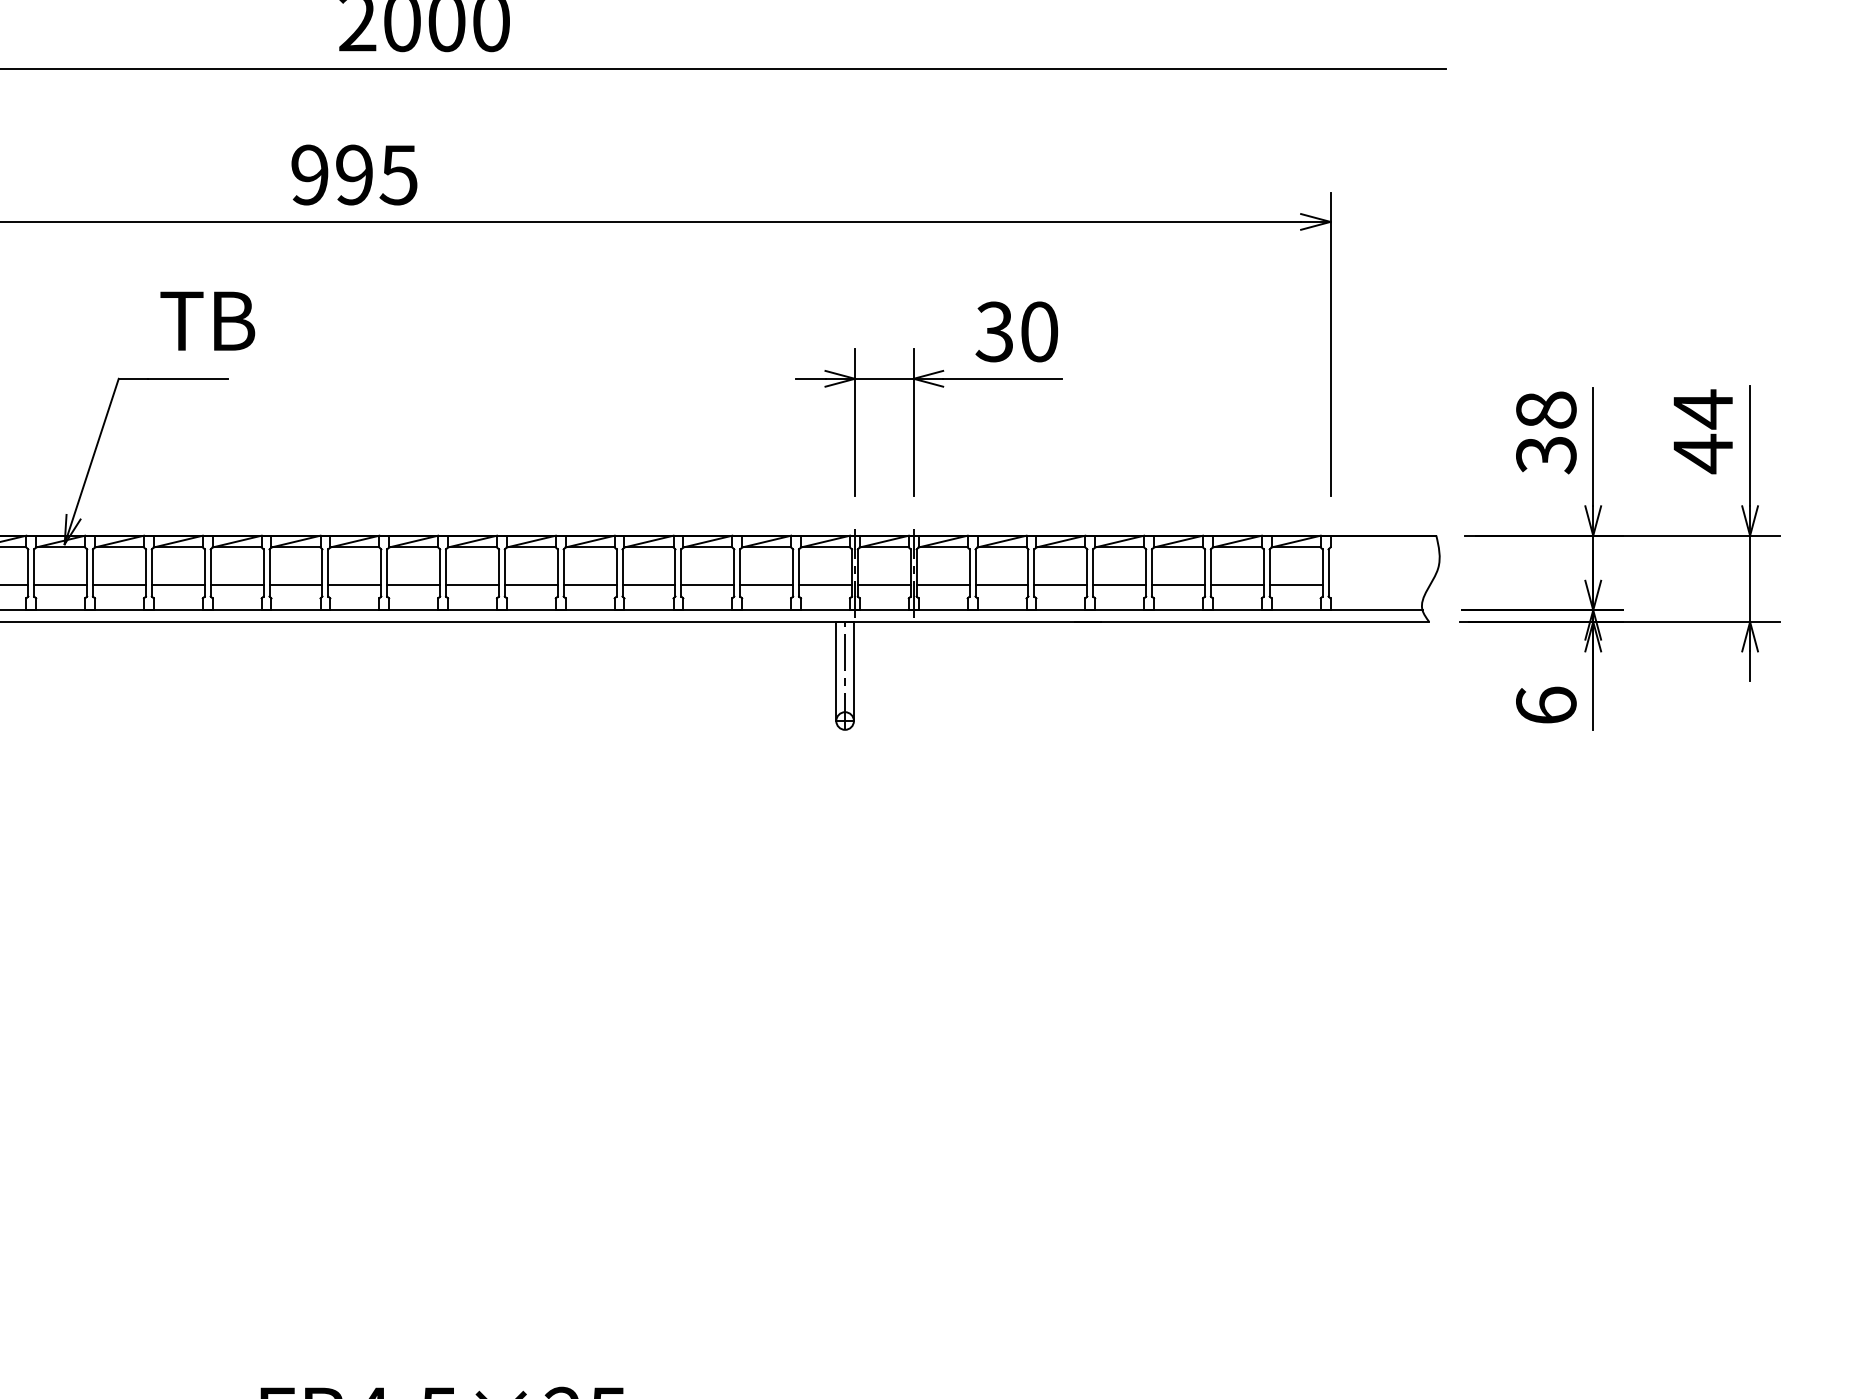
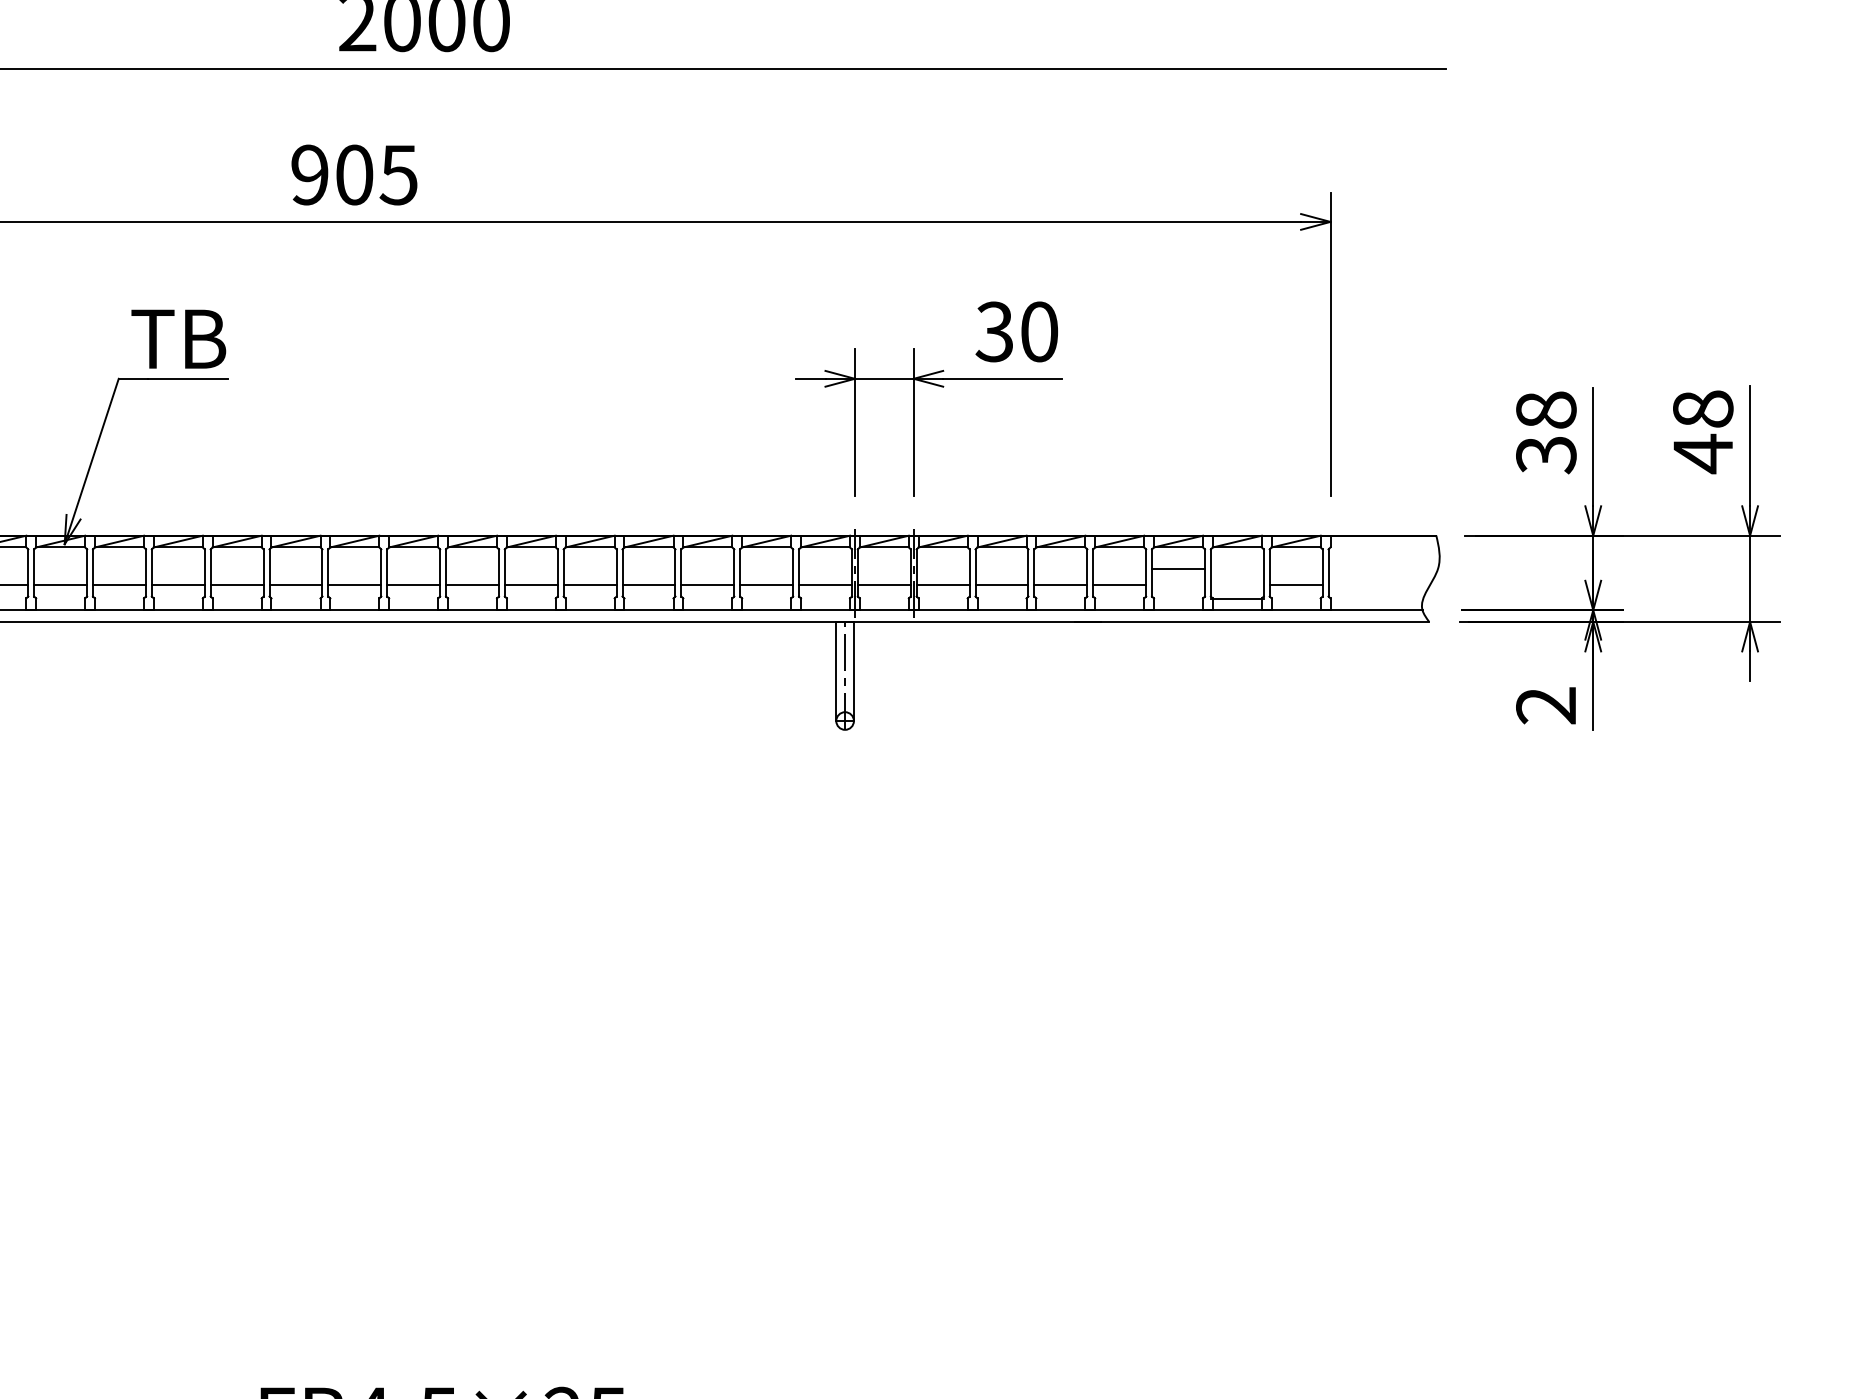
text: 995 -> 905 (354, 174)
text position: (207, 320) -> (178, 338) (178, 338)
text: 44 -> 48 (1703, 409)
line position: (1178, 584) -> (1178, 568) (1178, 568)
line position: (1236, 584) -> (1236, 598) (1236, 598)
text: 6 -> 2 (1546, 705)
